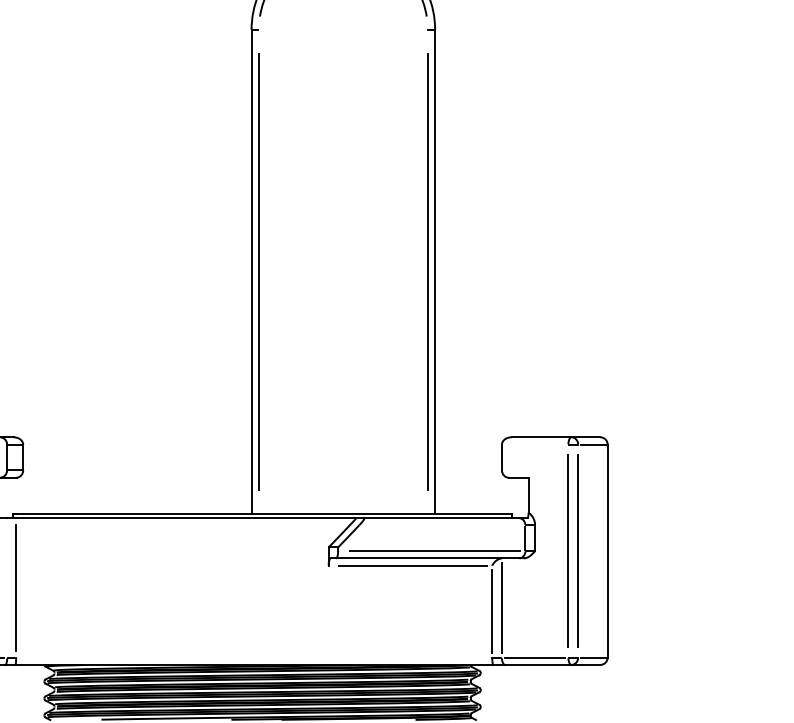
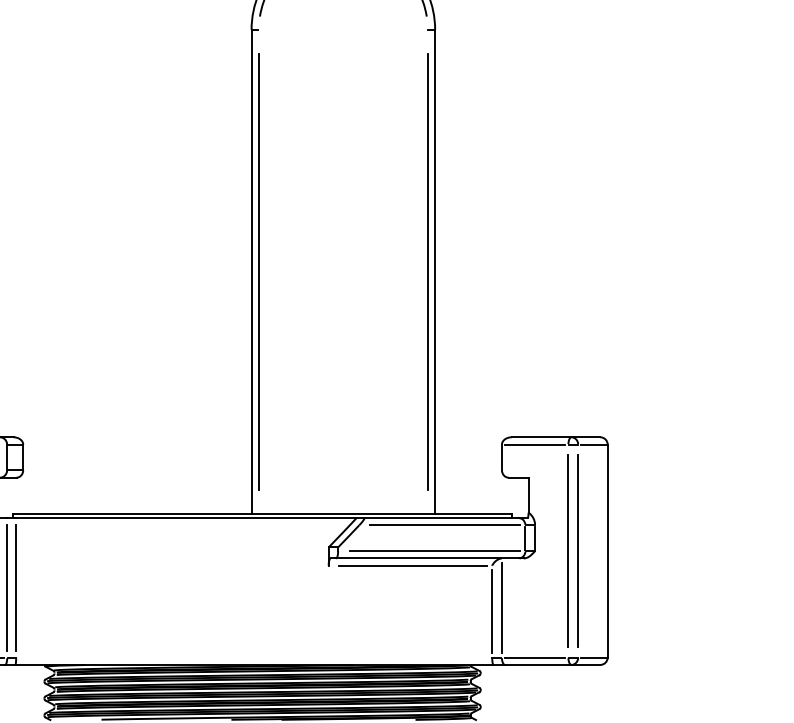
line: none -> present (535, 444)
line: none -> present (444, 525)
line: none -> present (7, 587)
